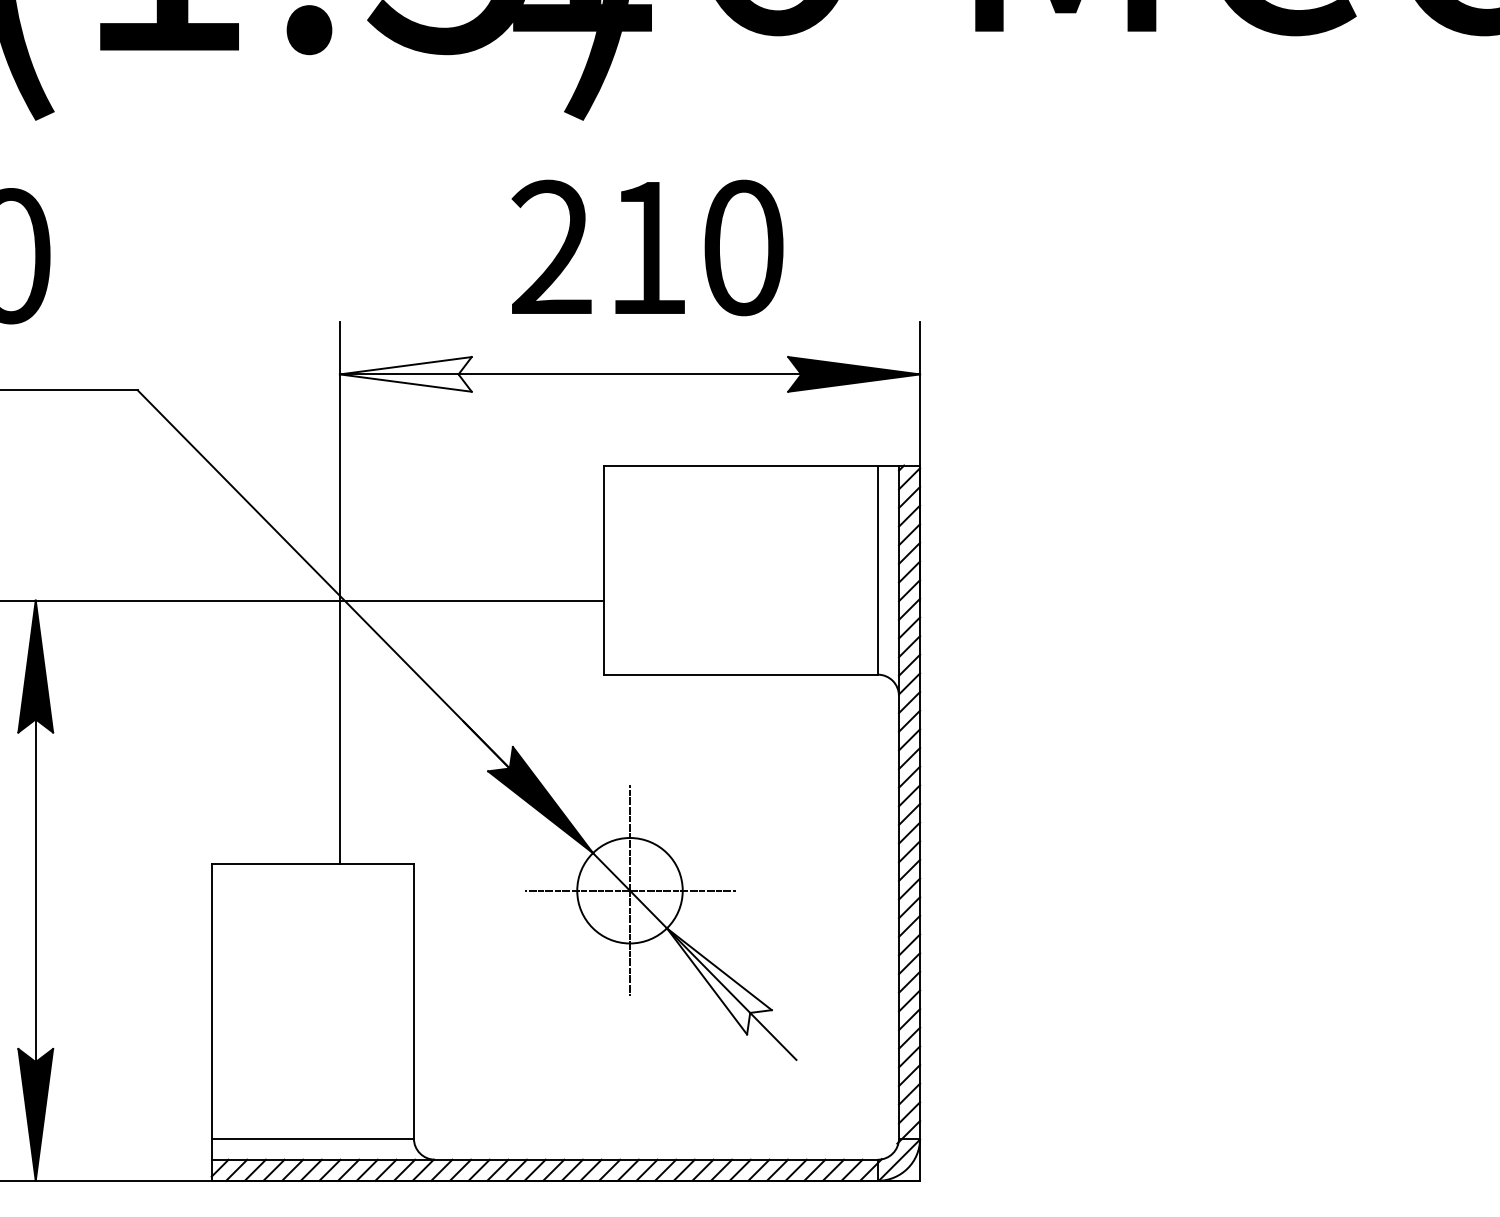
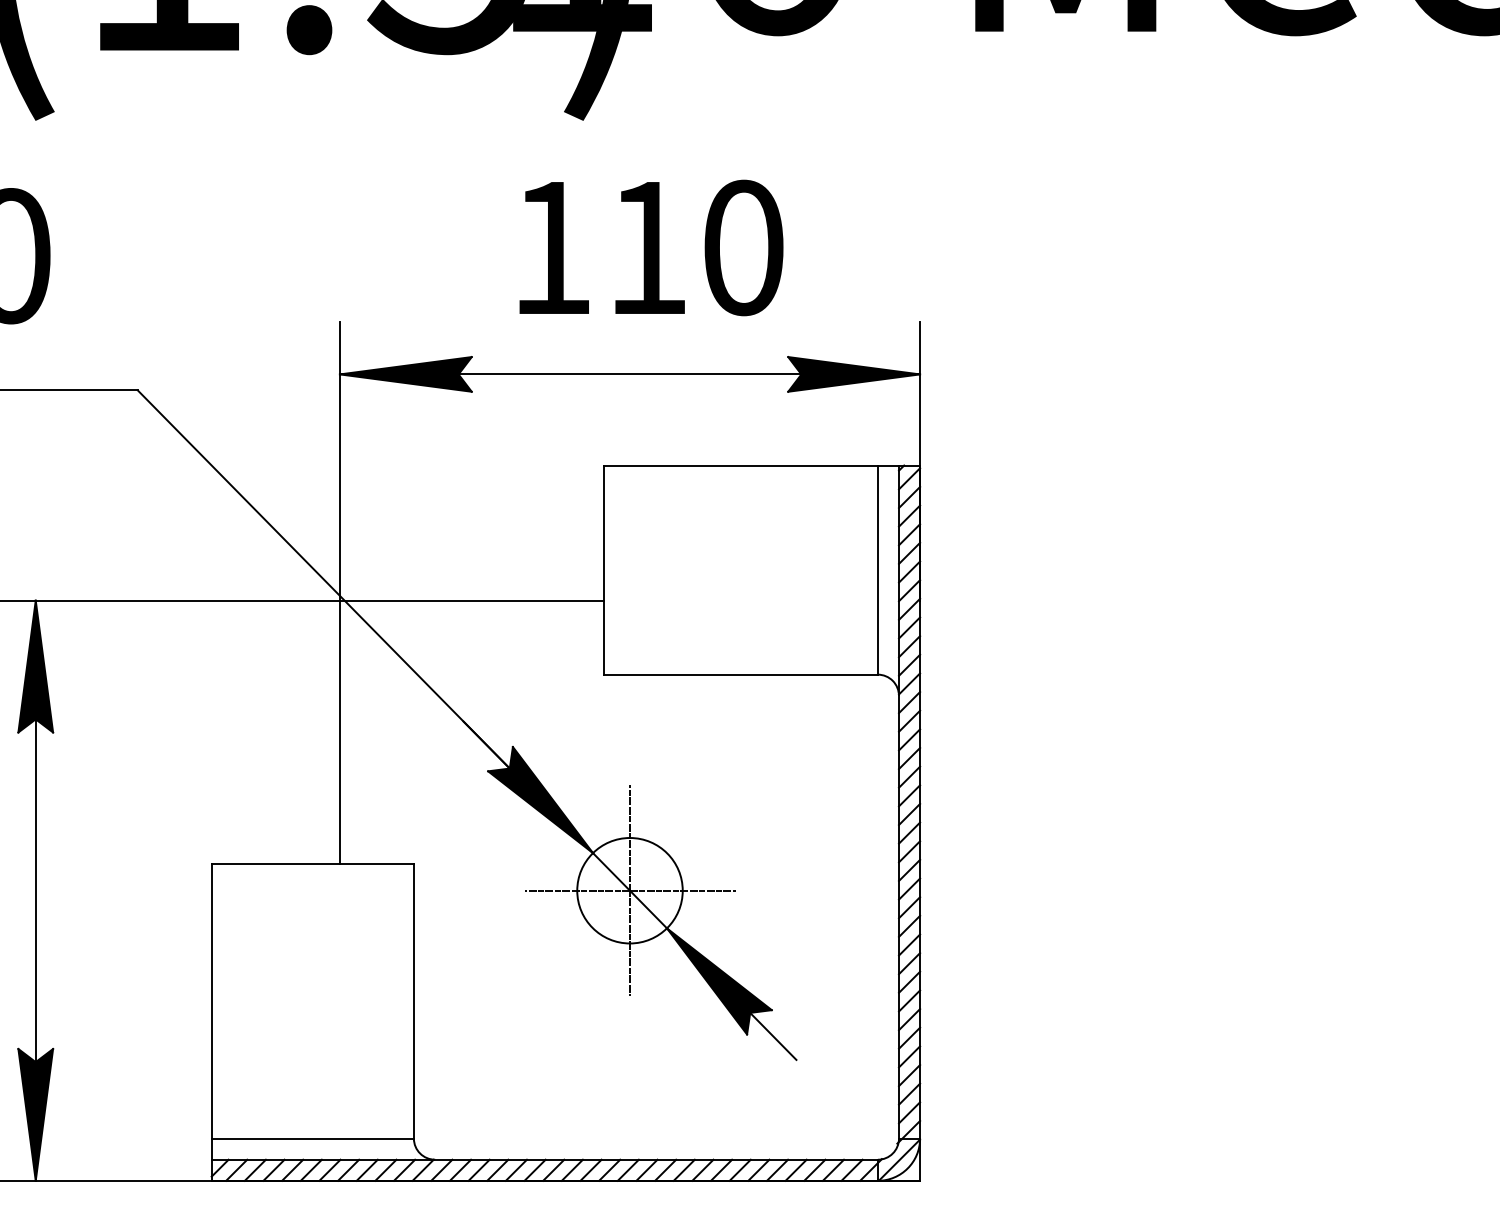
text: 210 -> 110 (551, 246)
fill: none -> present (405, 374)
fill: none -> present (719, 981)
